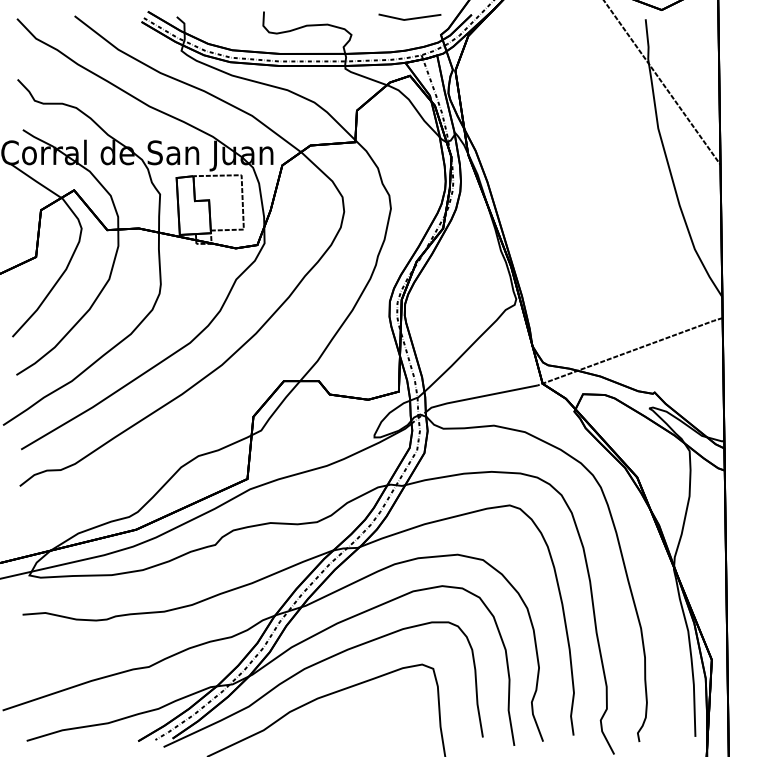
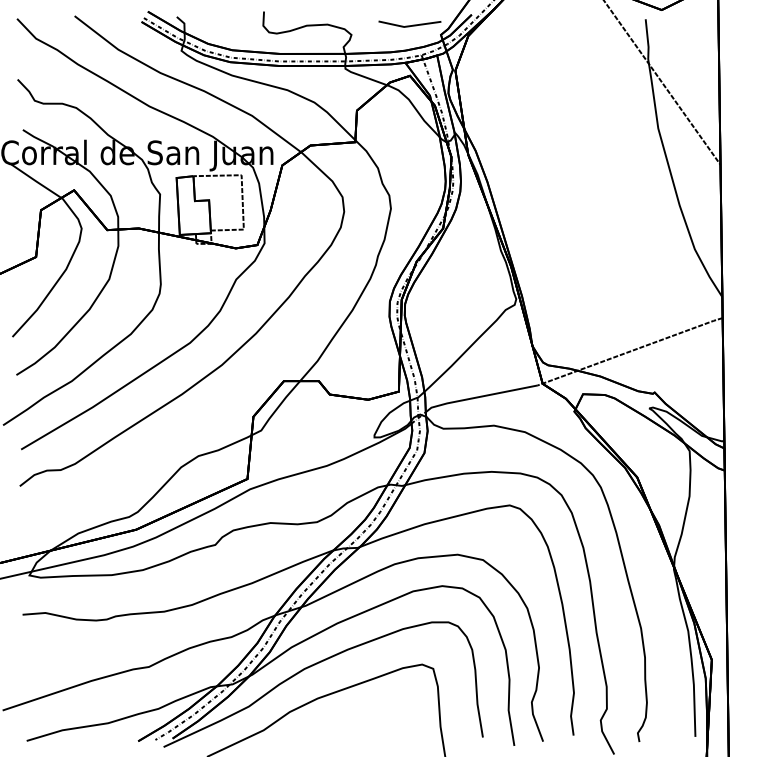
line position: (409, 18) -> (409, 25) (409, 25)
